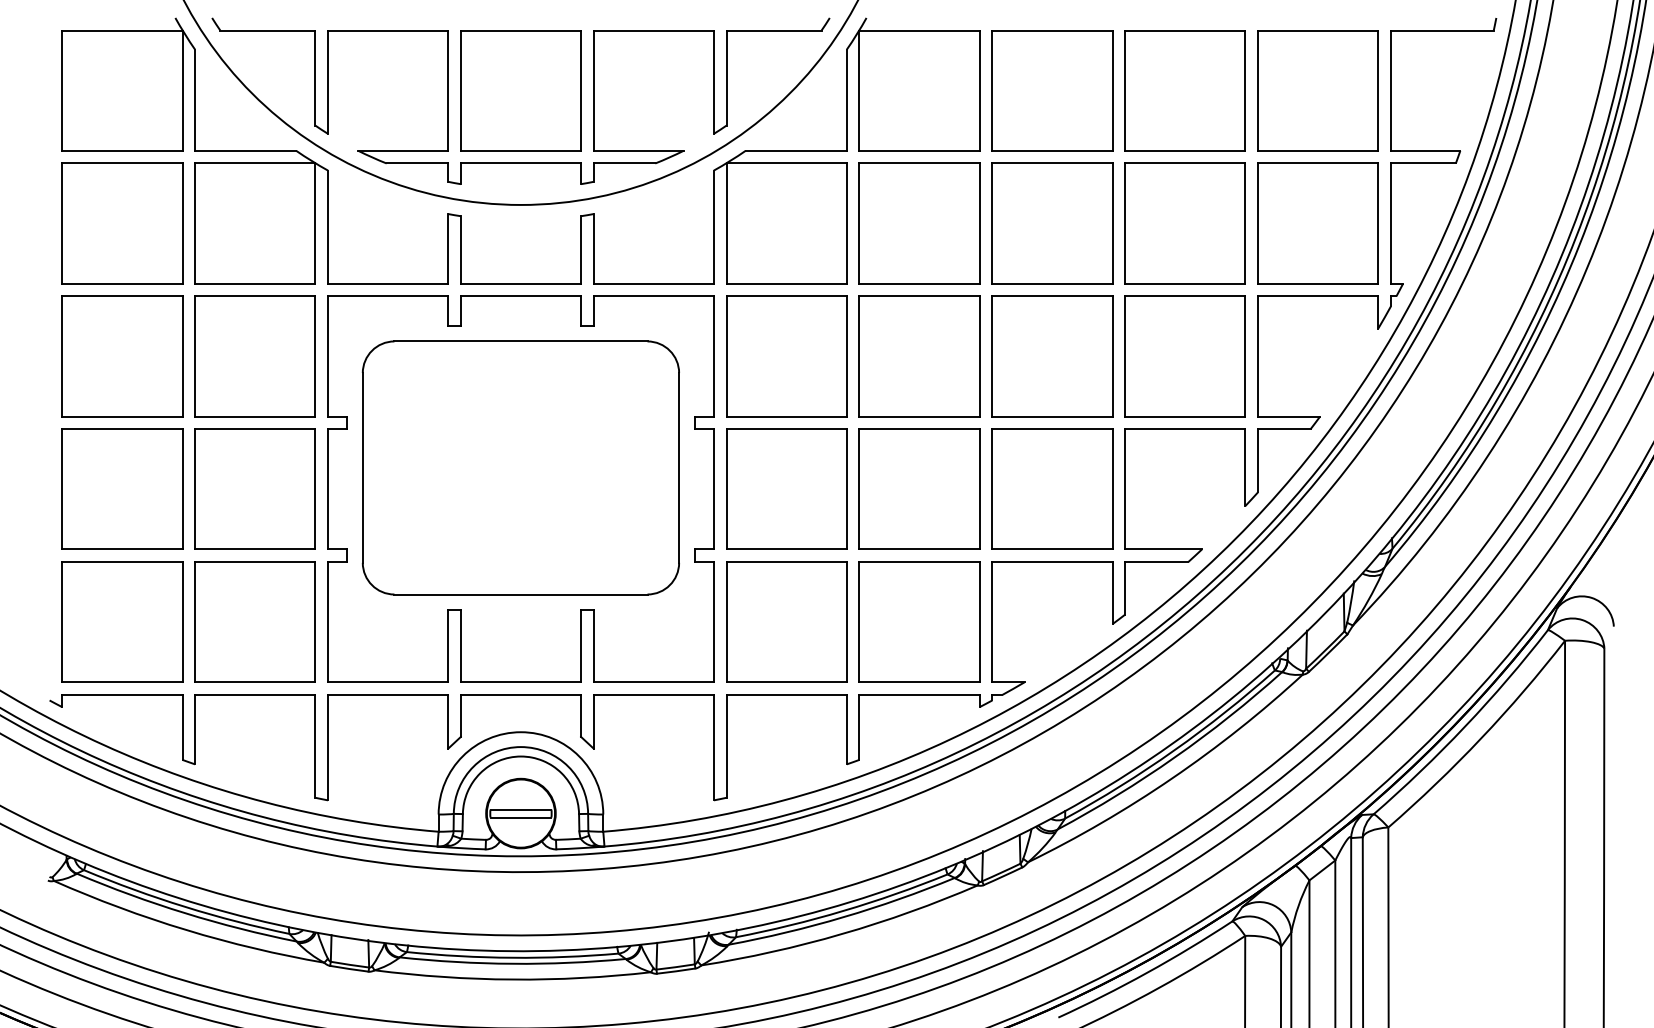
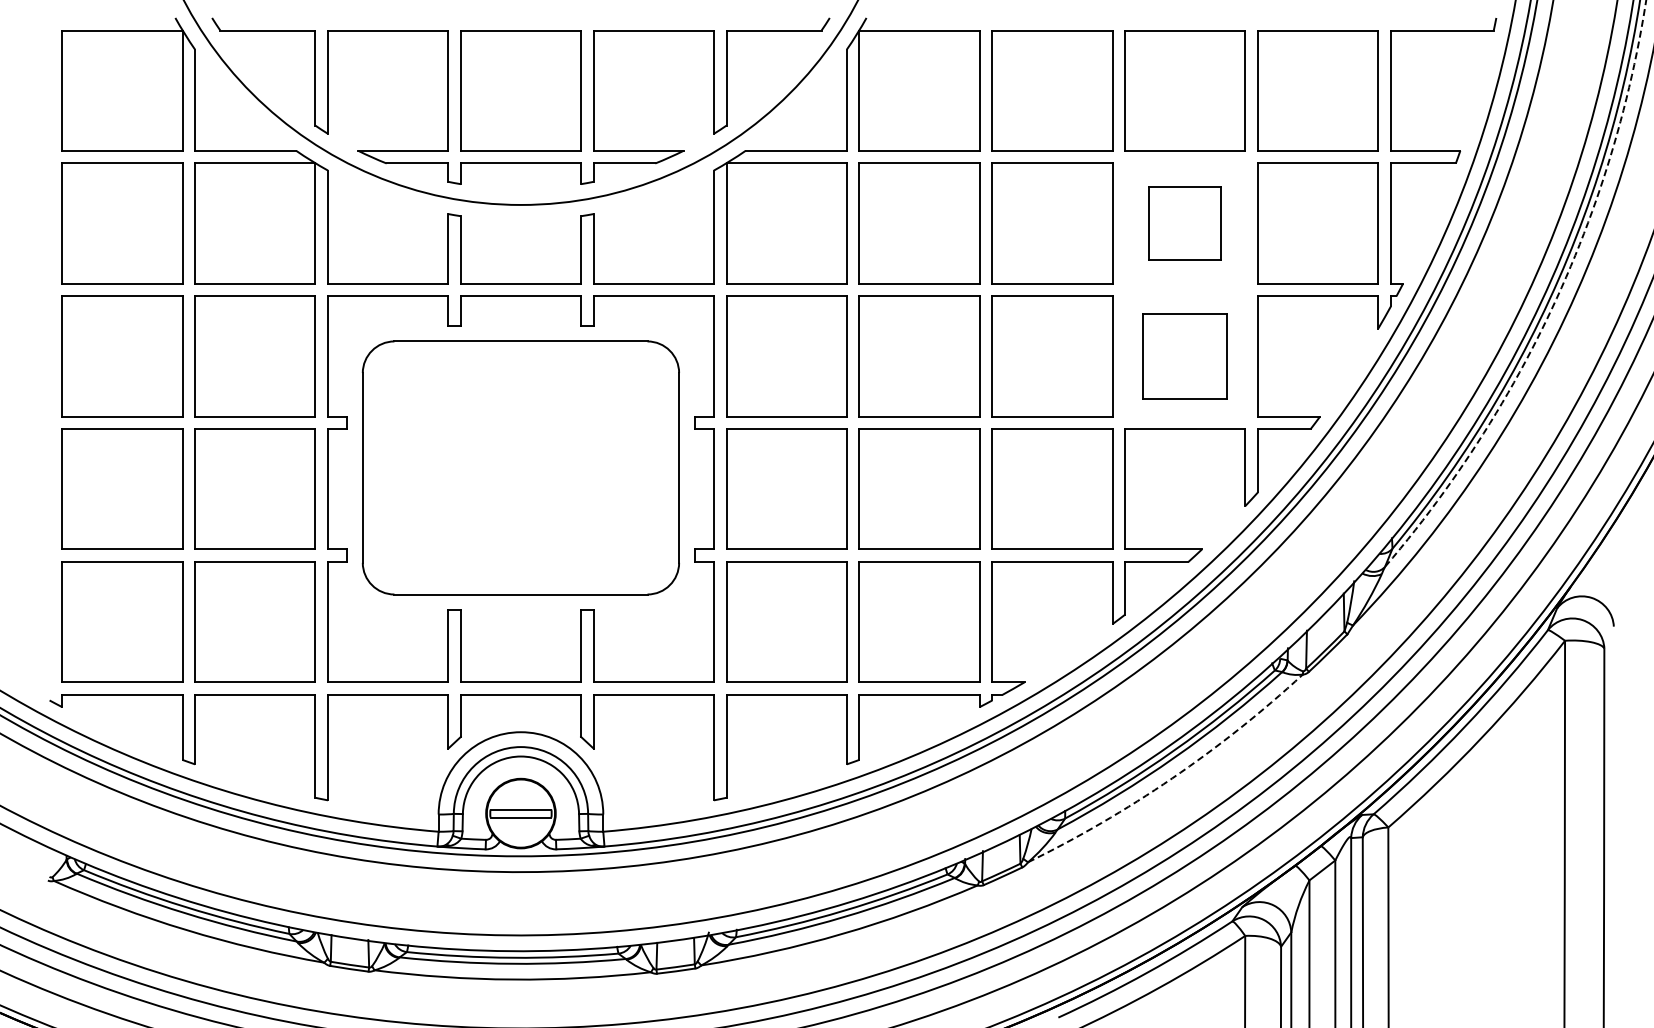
part size: 122x123 px -> 74x75 px (1184, 223)
arc: solid -> dashed (1555, 300)
part size: 122x123 px -> 86x87 px (1184, 356)
arc: solid -> dashed (1172, 778)
